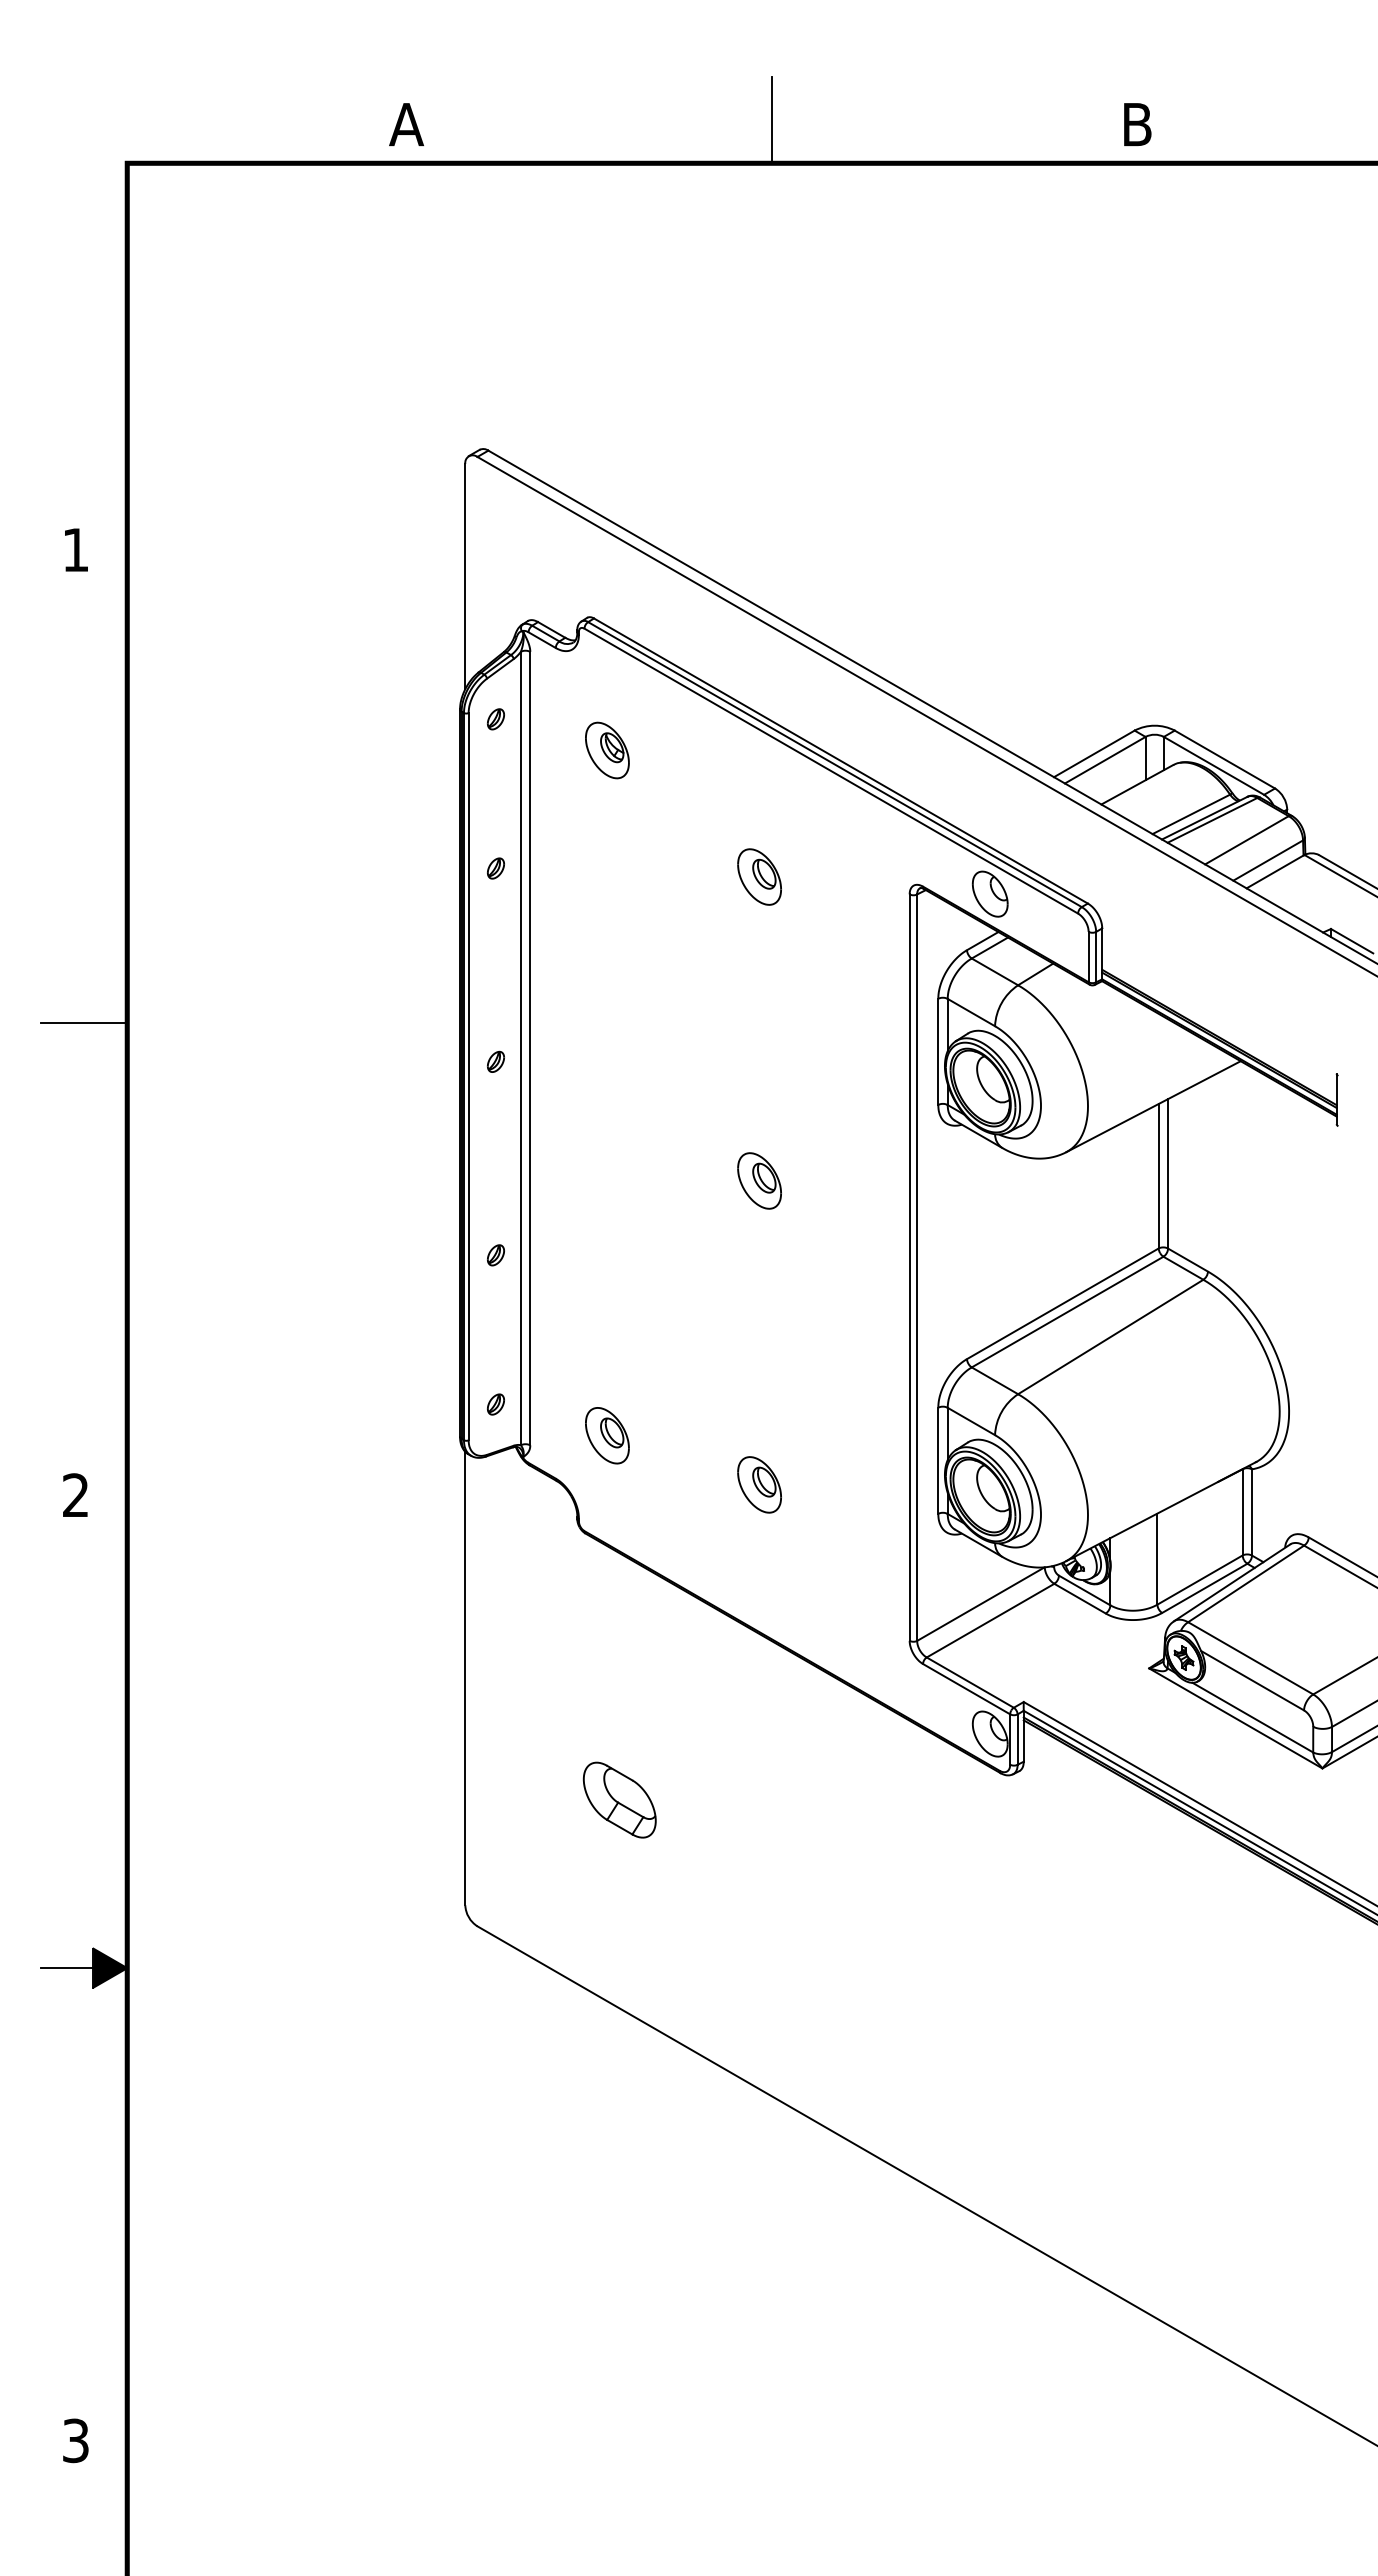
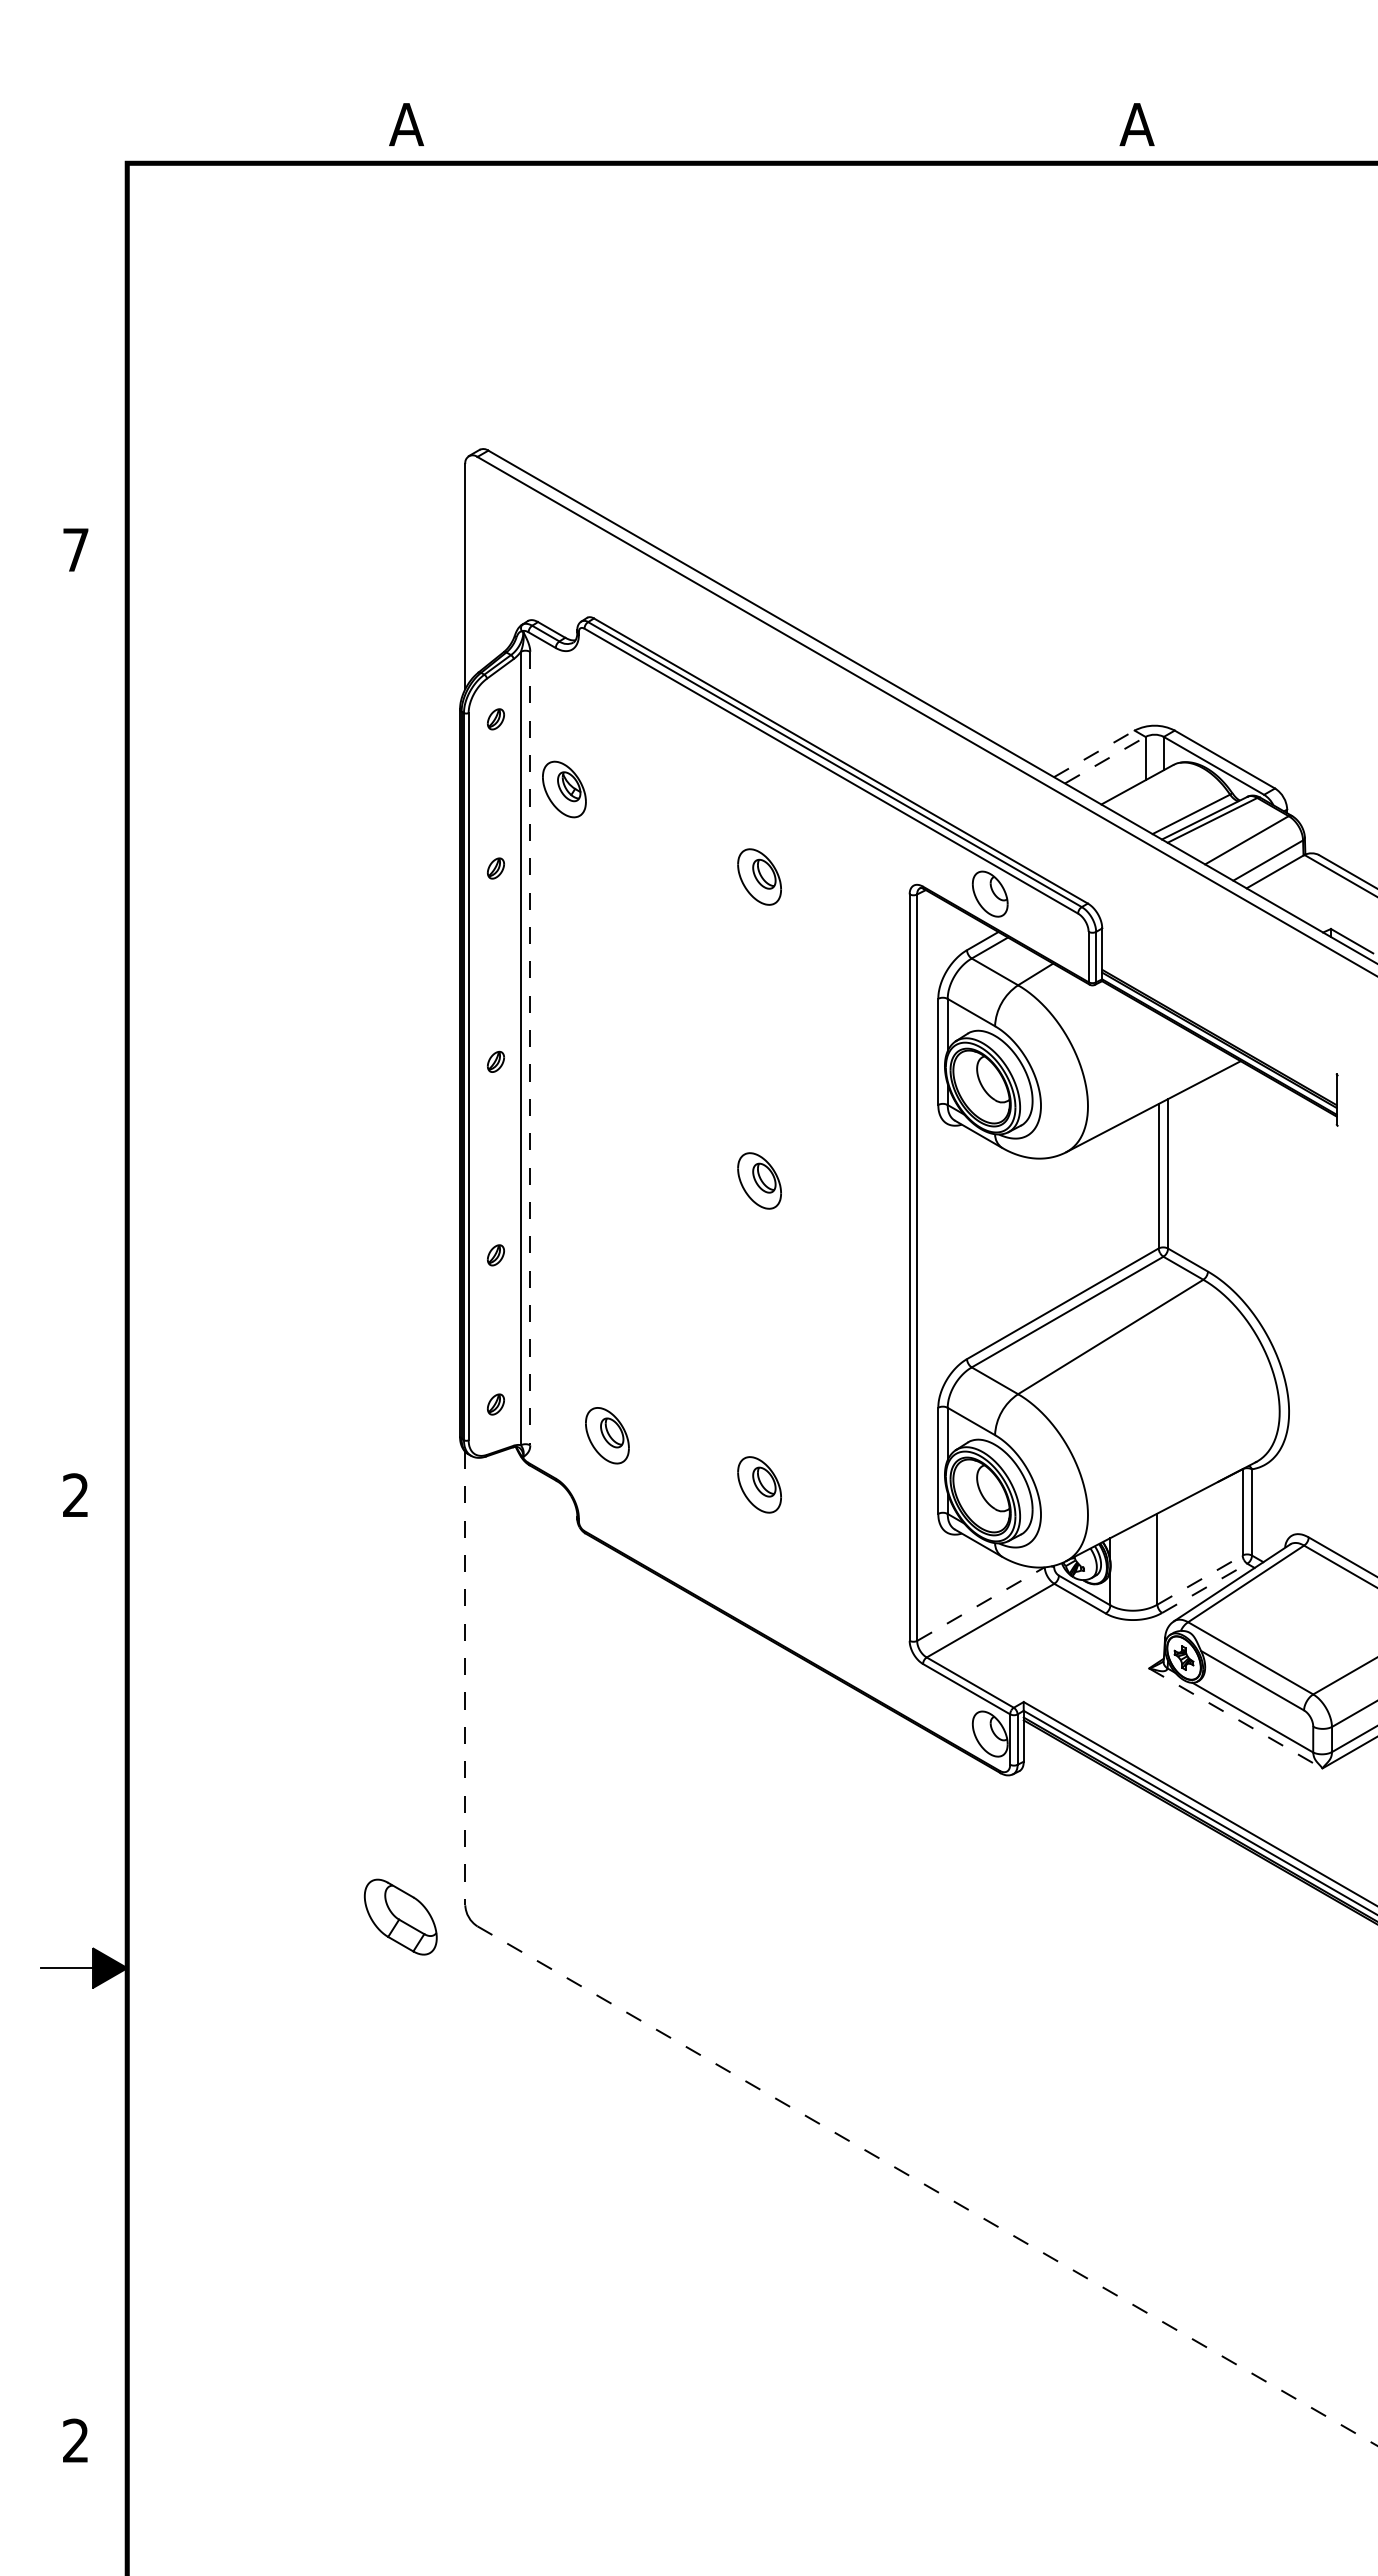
line: present -> none (771, 120)
text: B -> A (1136, 124)
text: 1 -> 7 (75, 549)
part position: (607, 750) -> (564, 789) (564, 789)
line: solid -> dashed (1094, 753)
line: solid -> dashed (1105, 760)
line: present -> none (84, 1022)
line: solid -> dashed (530, 1048)
line: solid -> dashed (1200, 1579)
line: solid -> dashed (1205, 1588)
line: solid -> dashed (980, 1604)
line: solid -> dashed (465, 1678)
line: solid -> dashed (1236, 1718)
part position: (619, 1799) -> (400, 1916) (400, 1916)
line: solid -> dashed (927, 2186)
text: 3 -> 2 (75, 2440)
